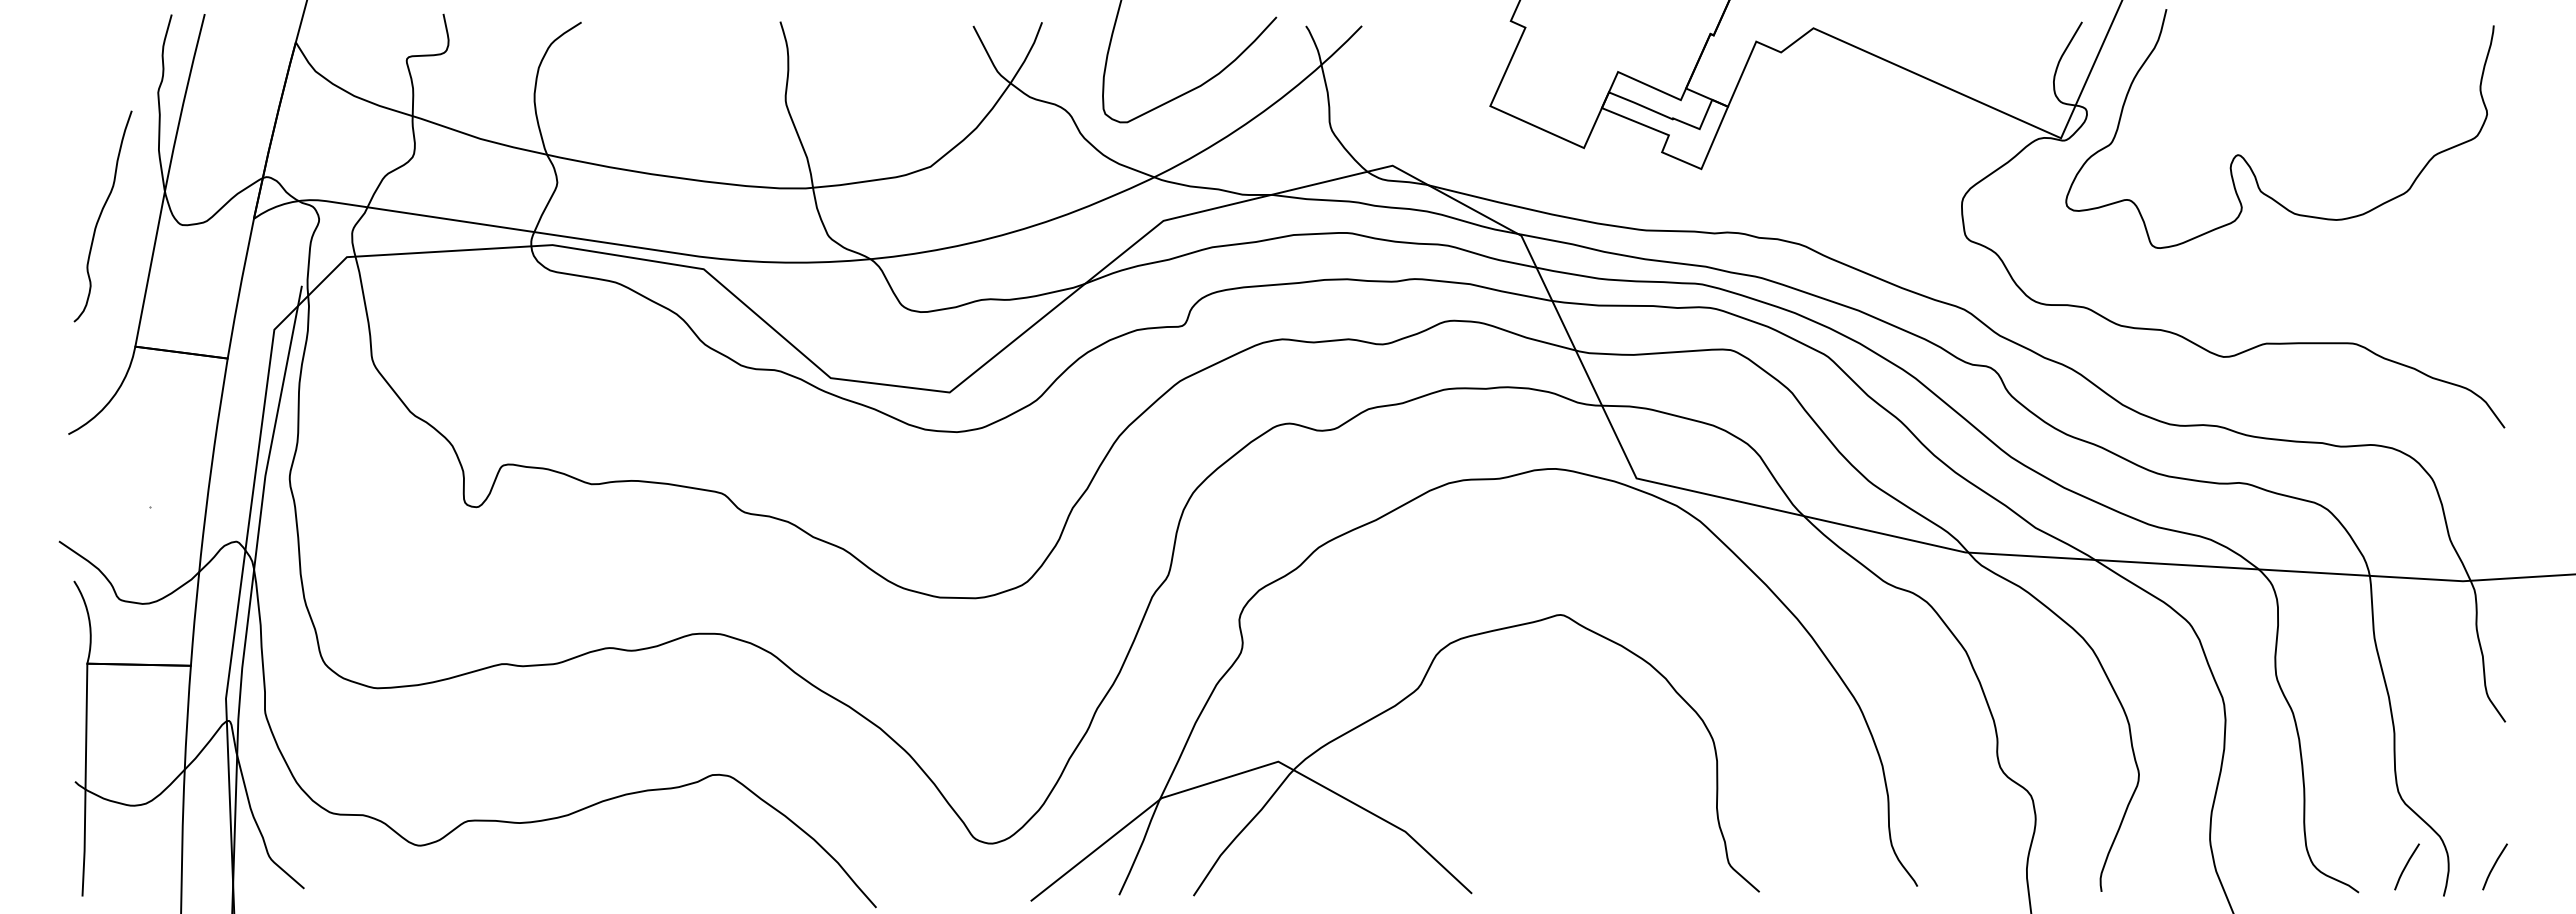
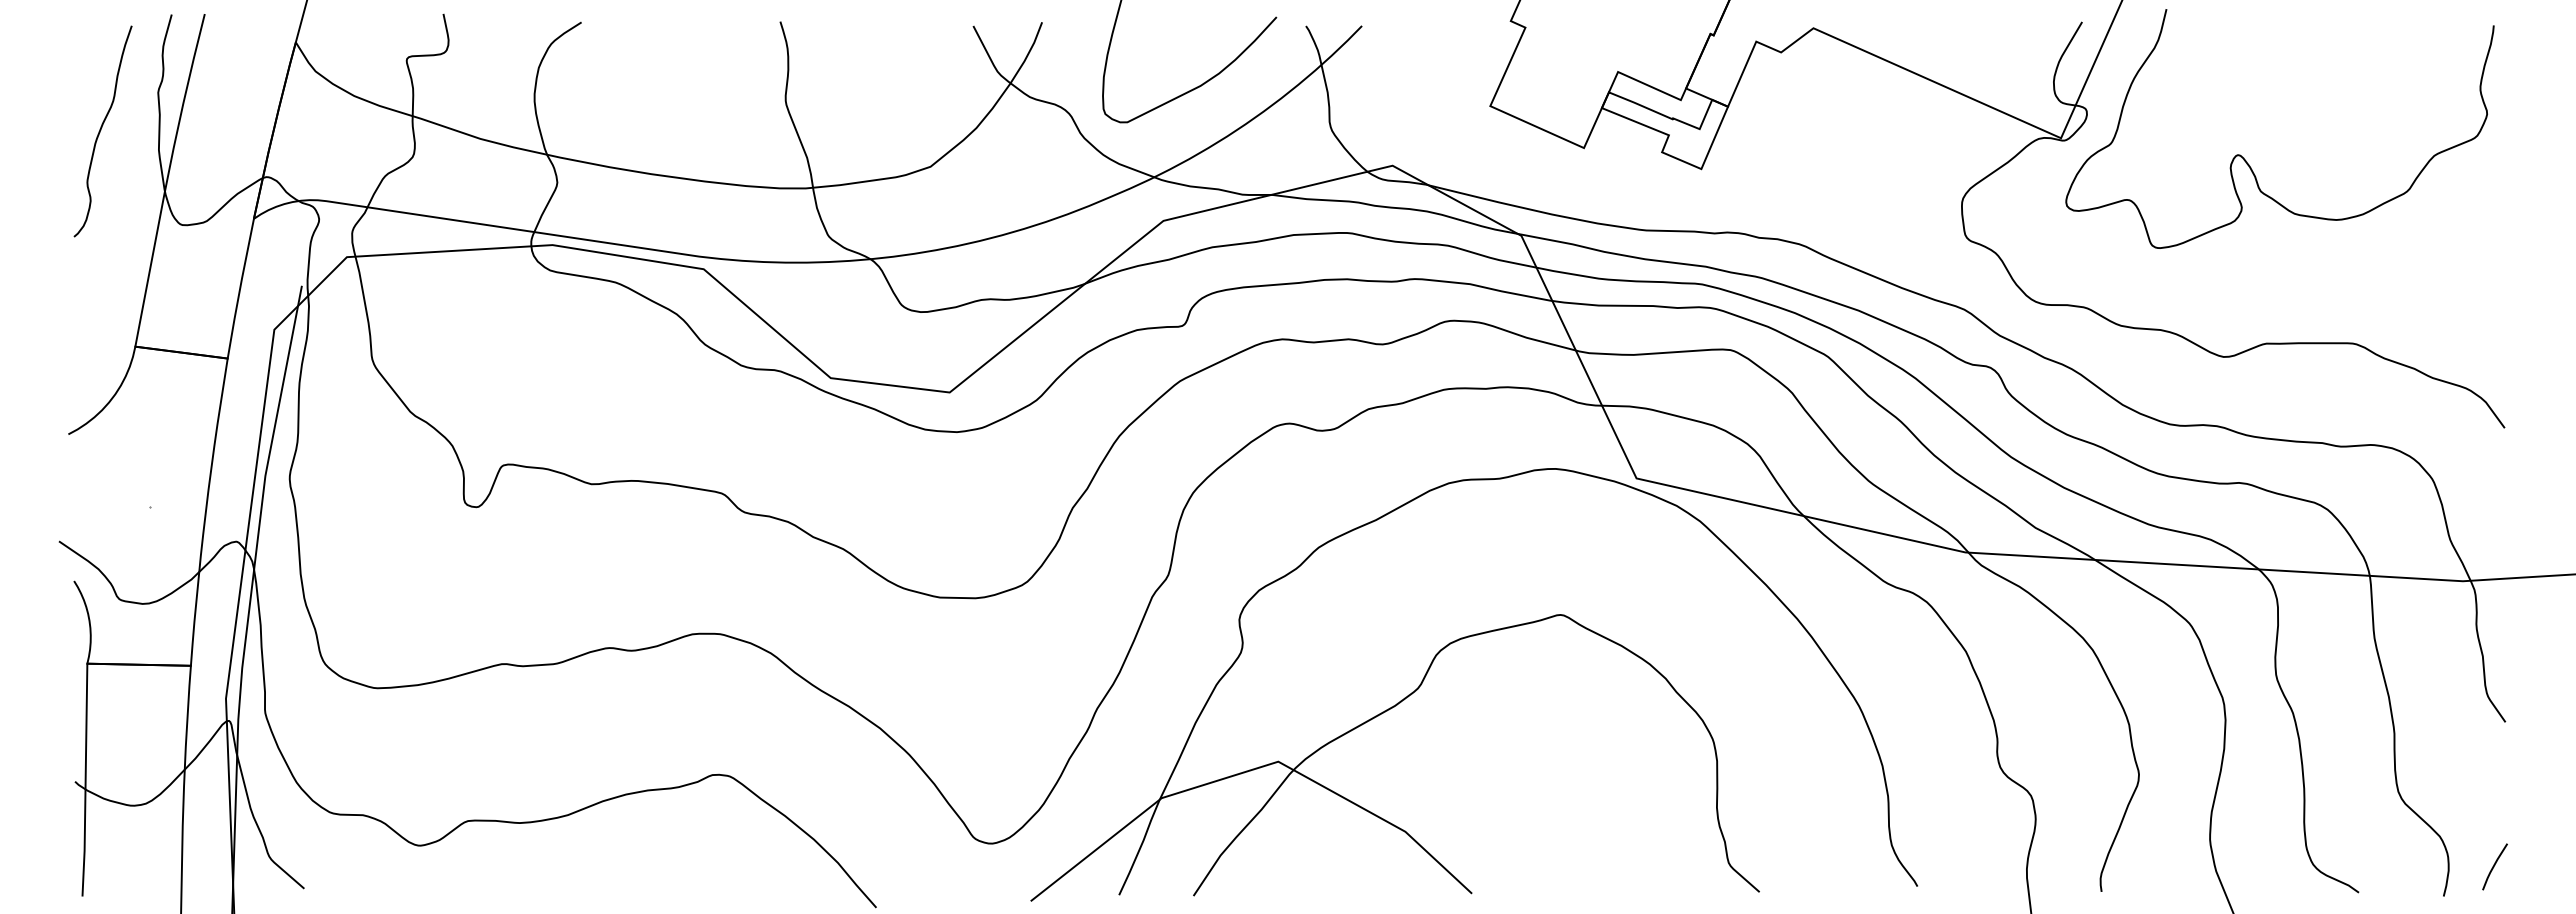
curve position: (101, 215) -> (101, 130) (101, 130)
line: present -> none (2406, 866)
